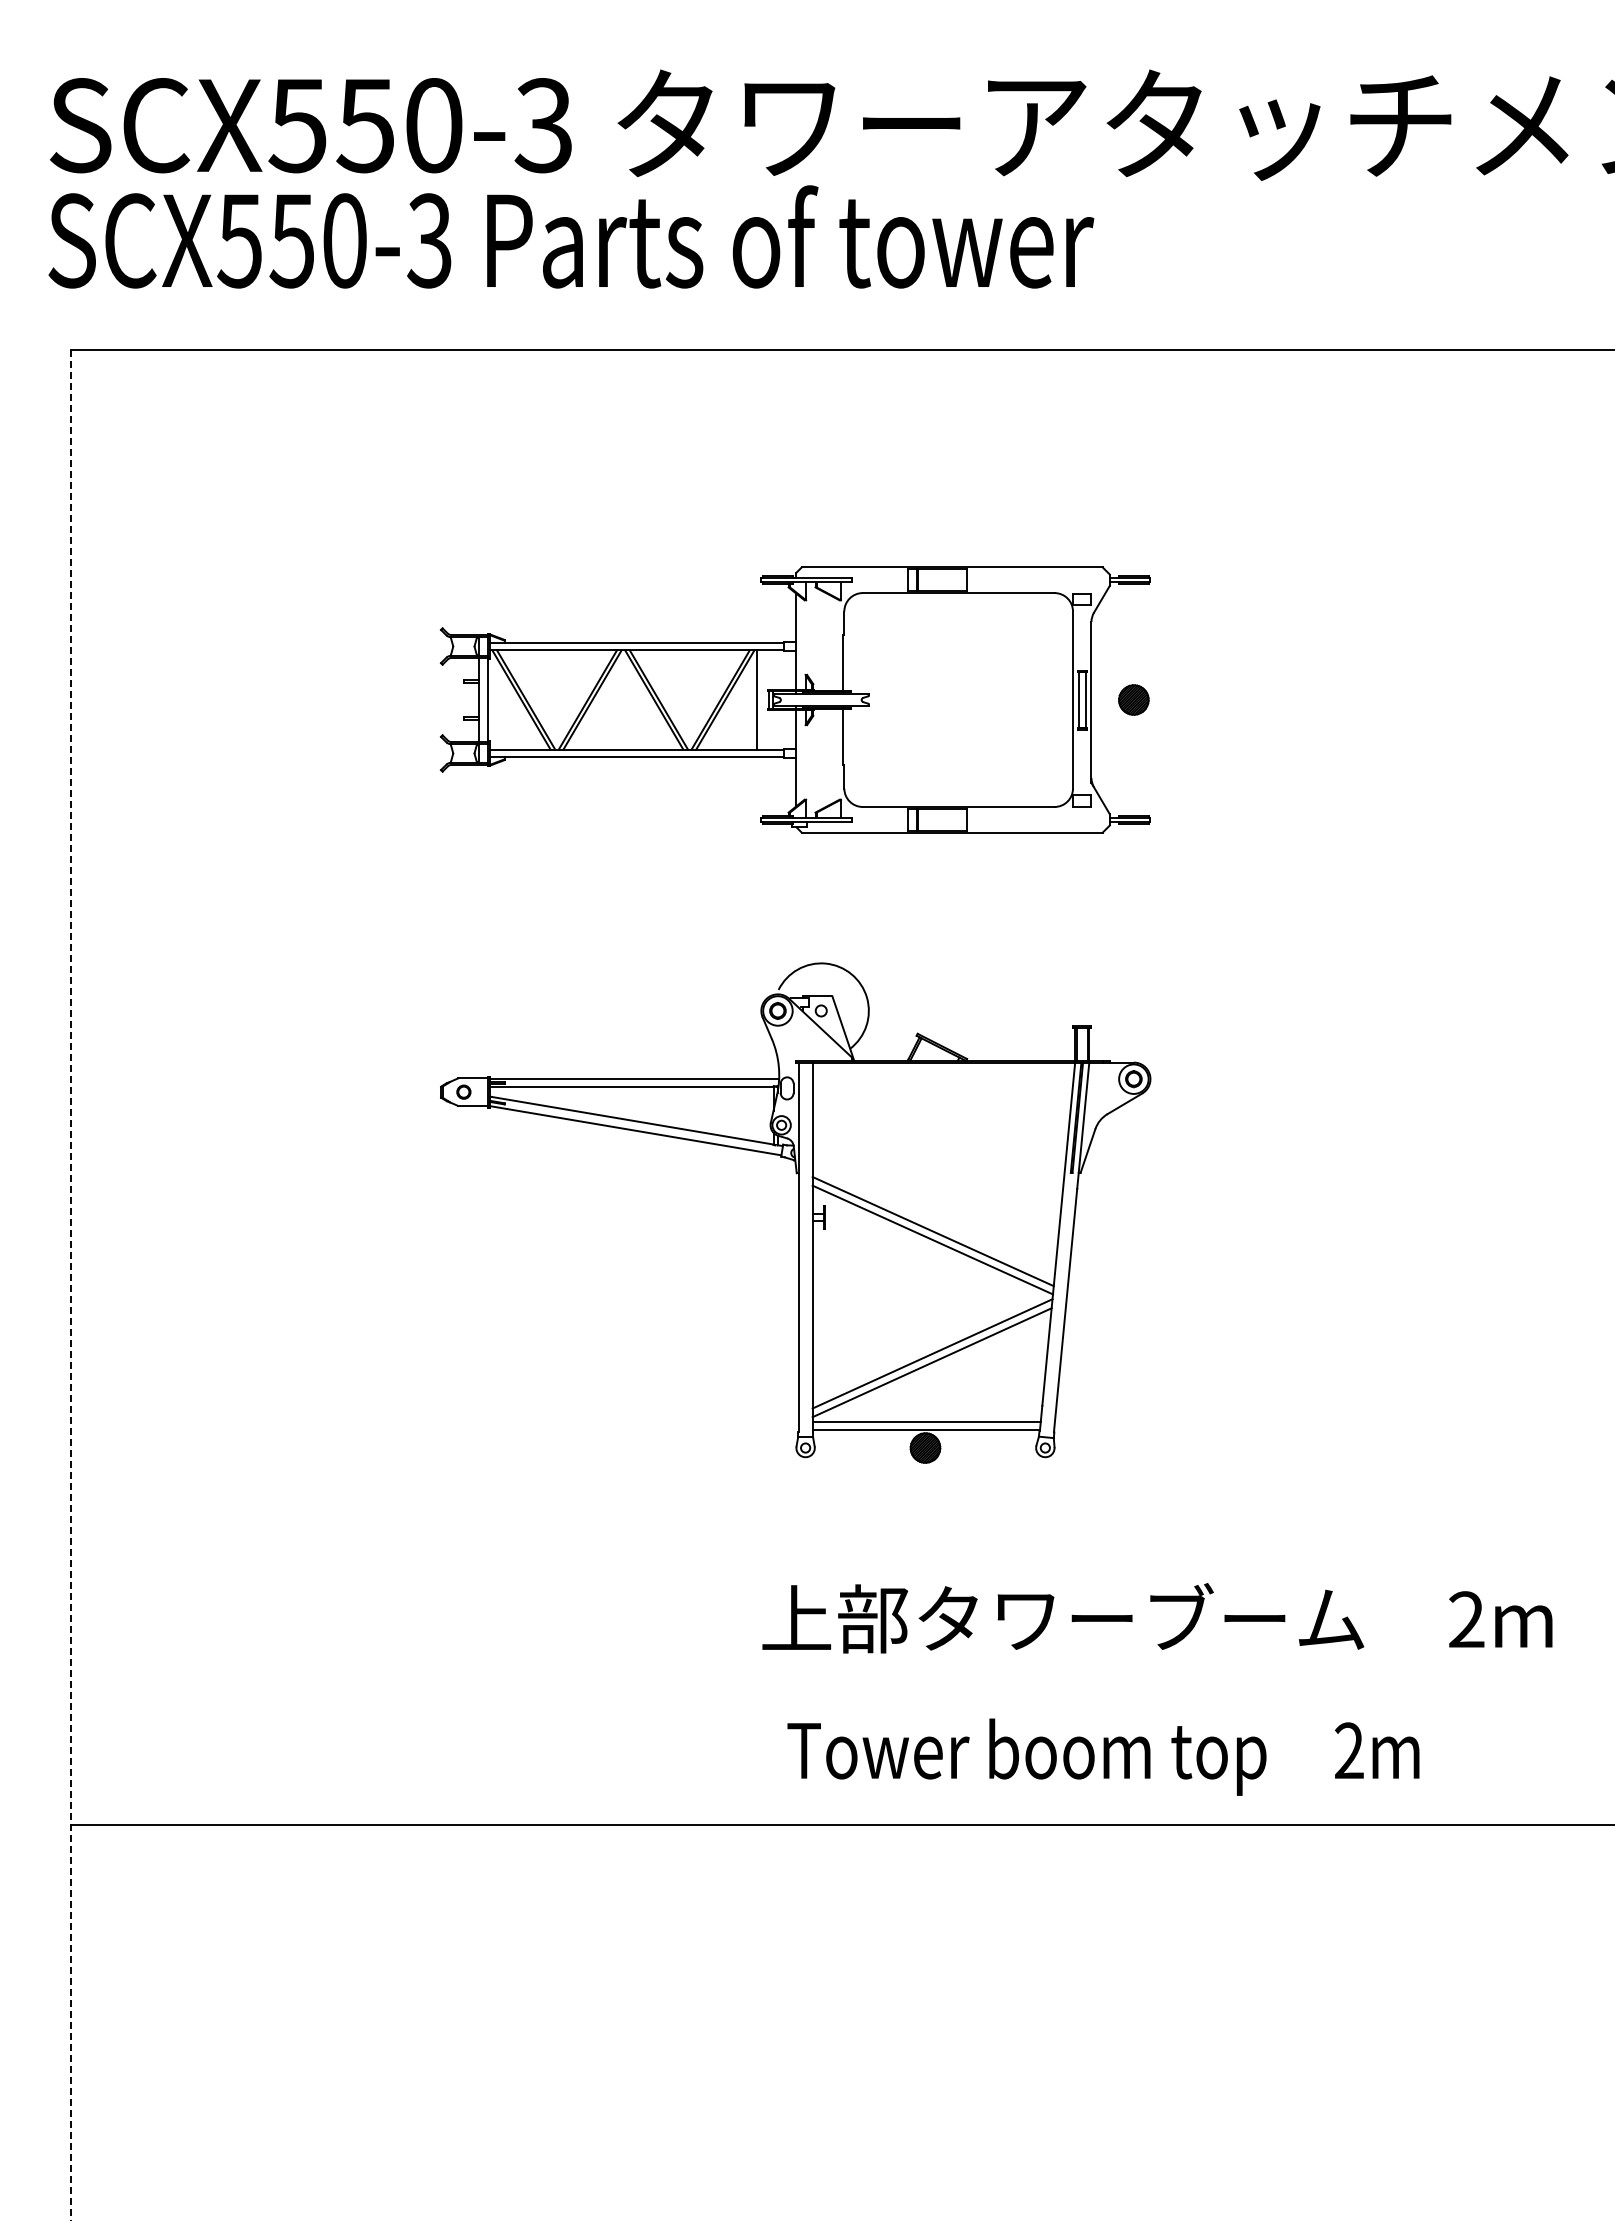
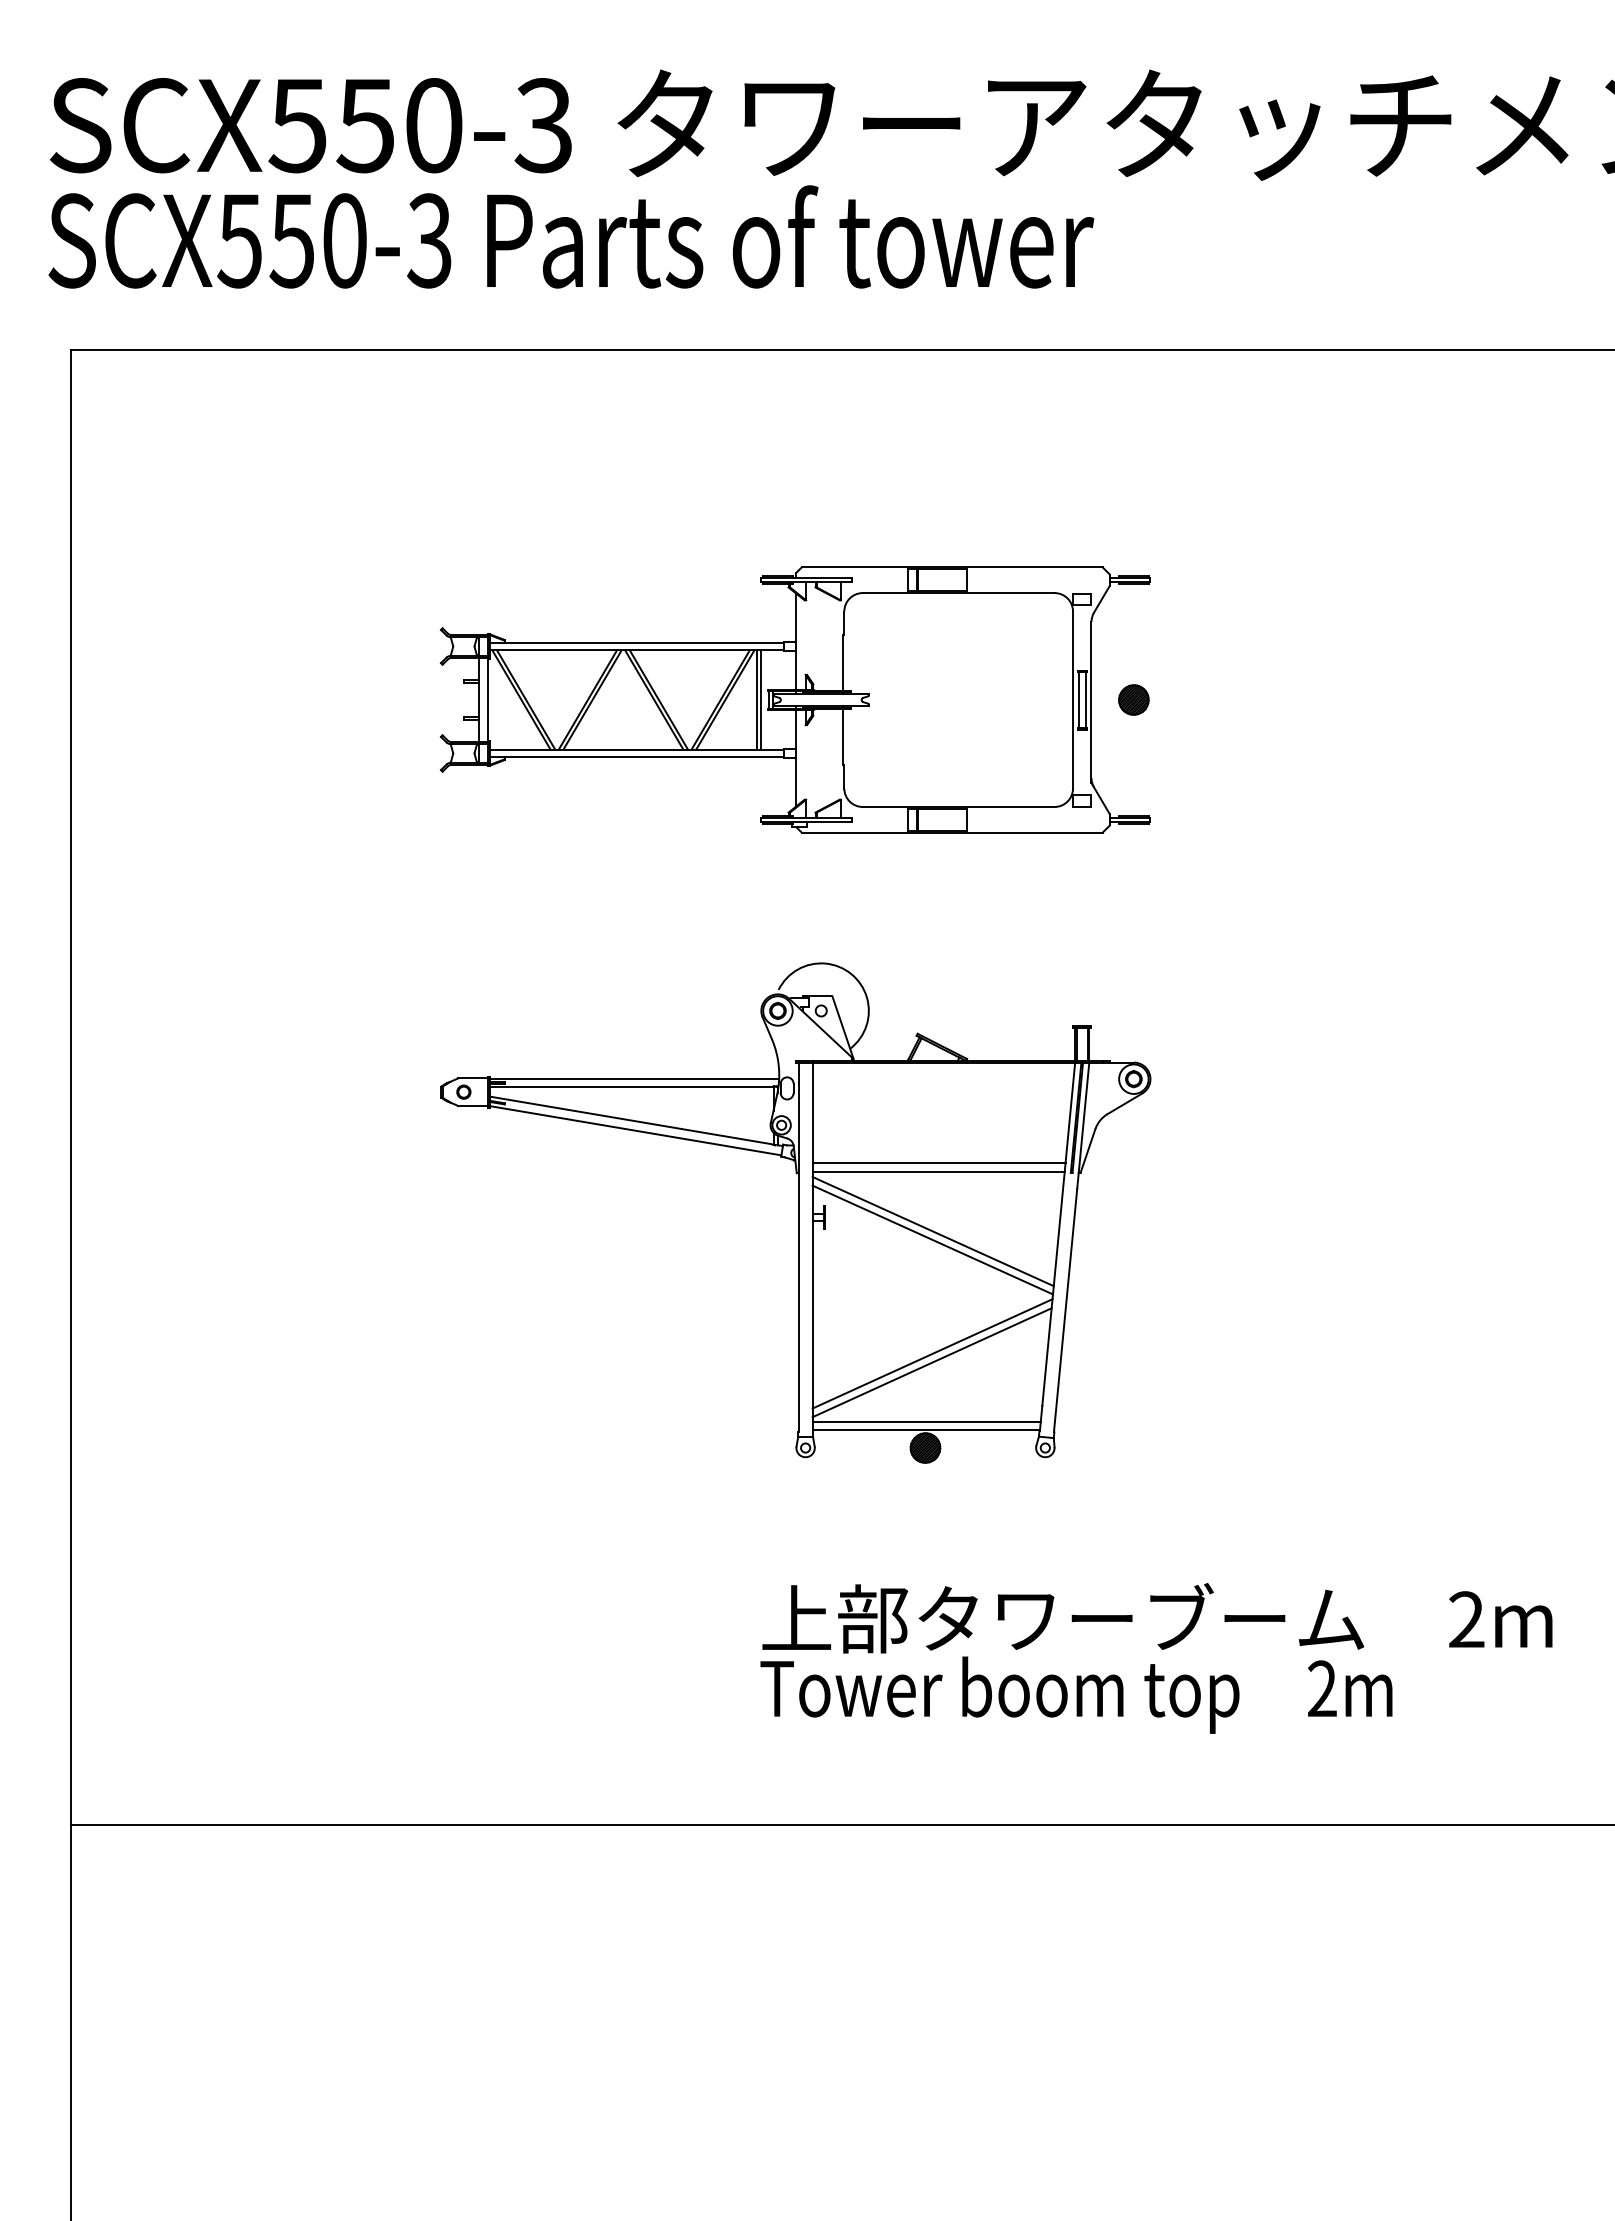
line: none -> present (760, 699)
line: none -> present (938, 1163)
line: none -> present (938, 1172)
line: dashed -> solid (70, 1285)
text position: (1103, 1756) -> (1076, 1694) (1076, 1694)
